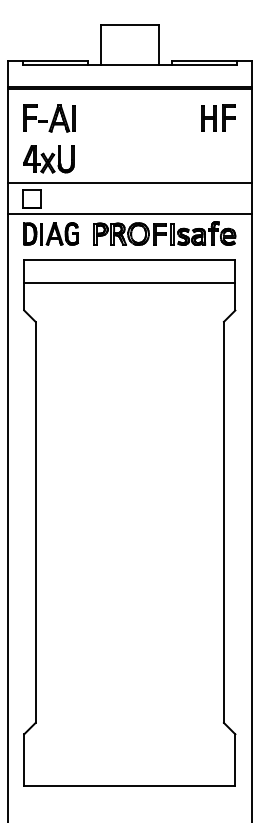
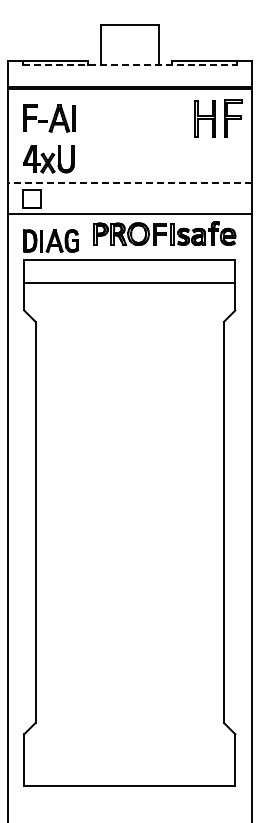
line: solid -> dashed (129, 65)
part size: 35x28 px -> 49x39 px (218, 118)
line: solid -> dashed (129, 182)
part position: (50, 233) -> (50, 240) (50, 240)
